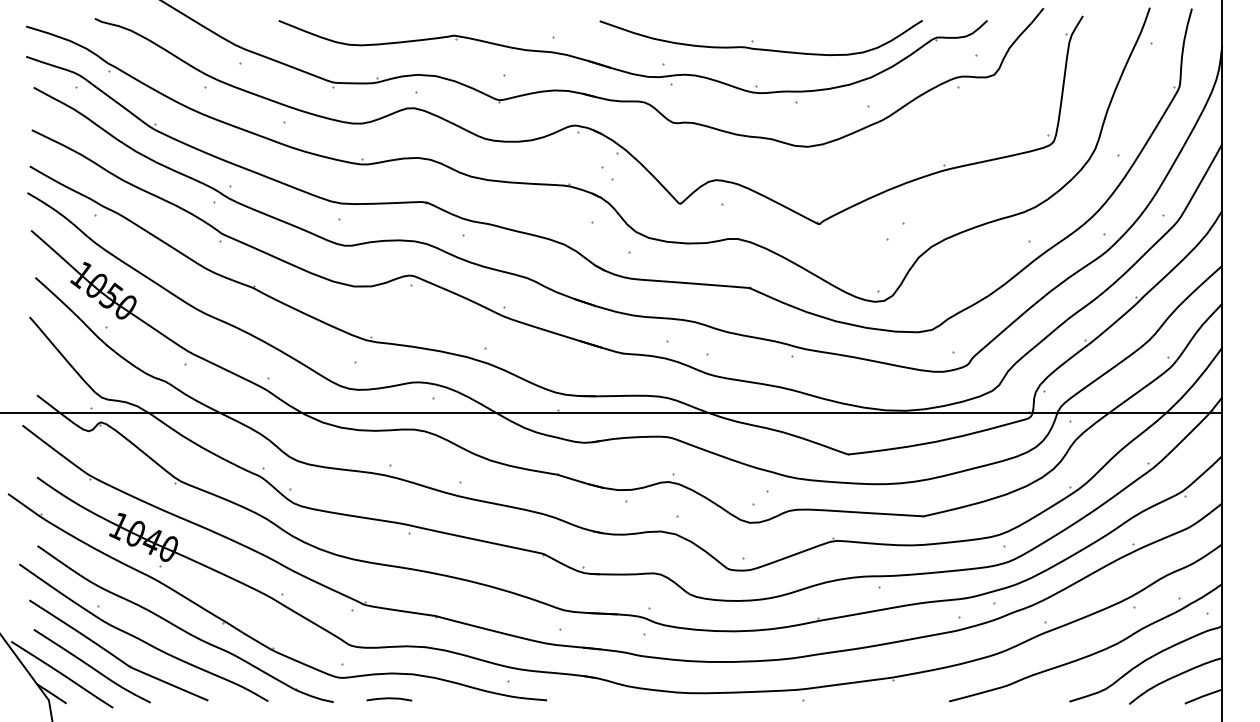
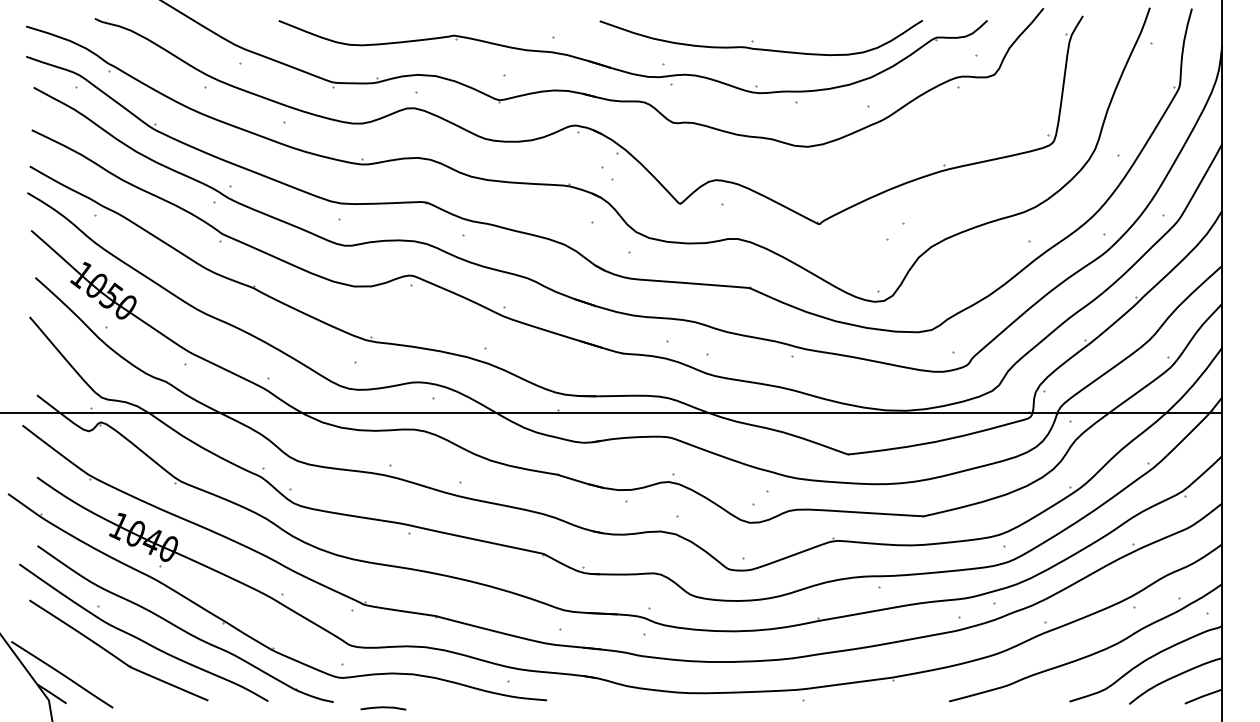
curve: present -> none (91, 666)
line position: (389, 699) -> (383, 708) (383, 708)
